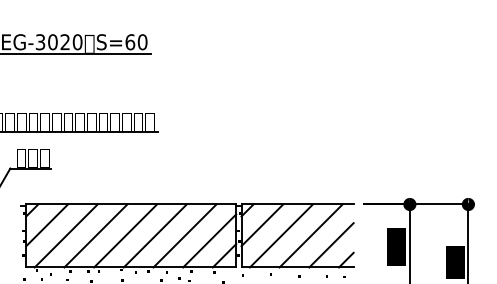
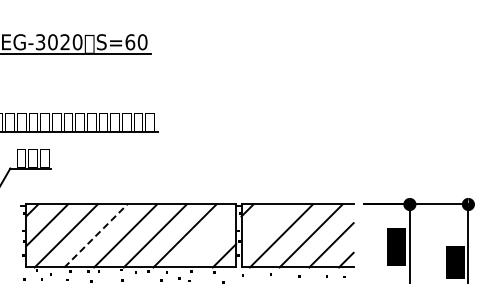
line: present -> none (262, 225)
line: solid -> dashed (95, 235)
line: present -> none (209, 240)
